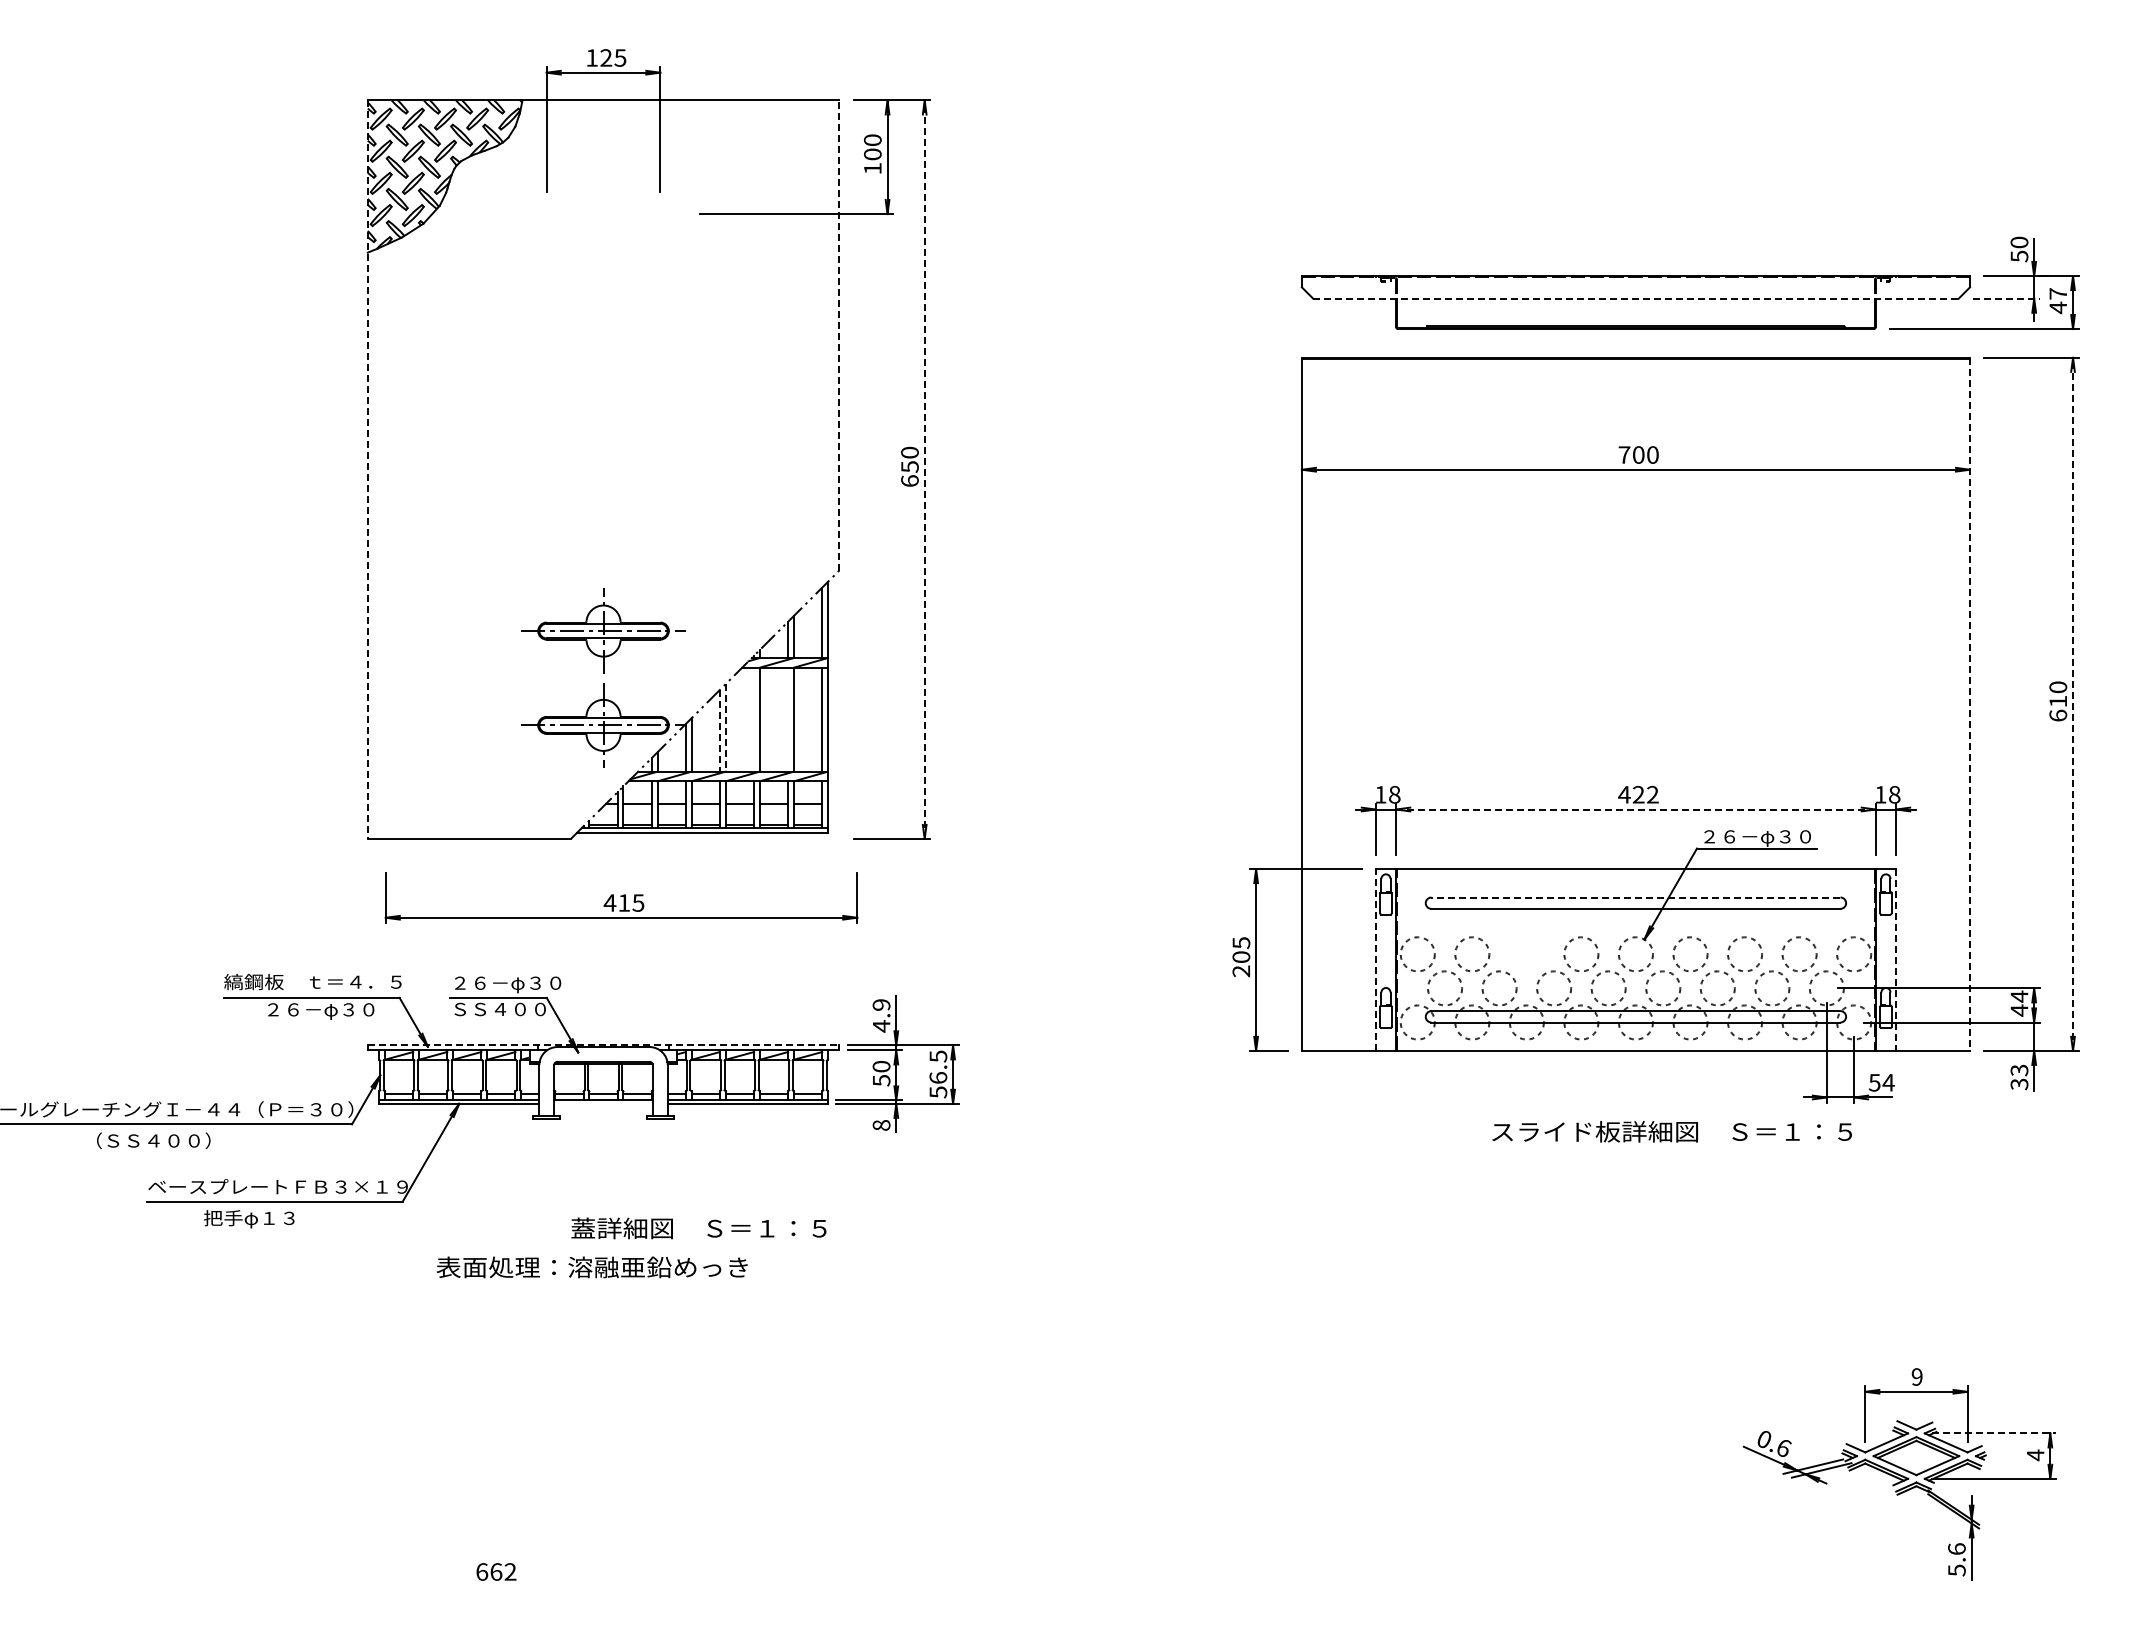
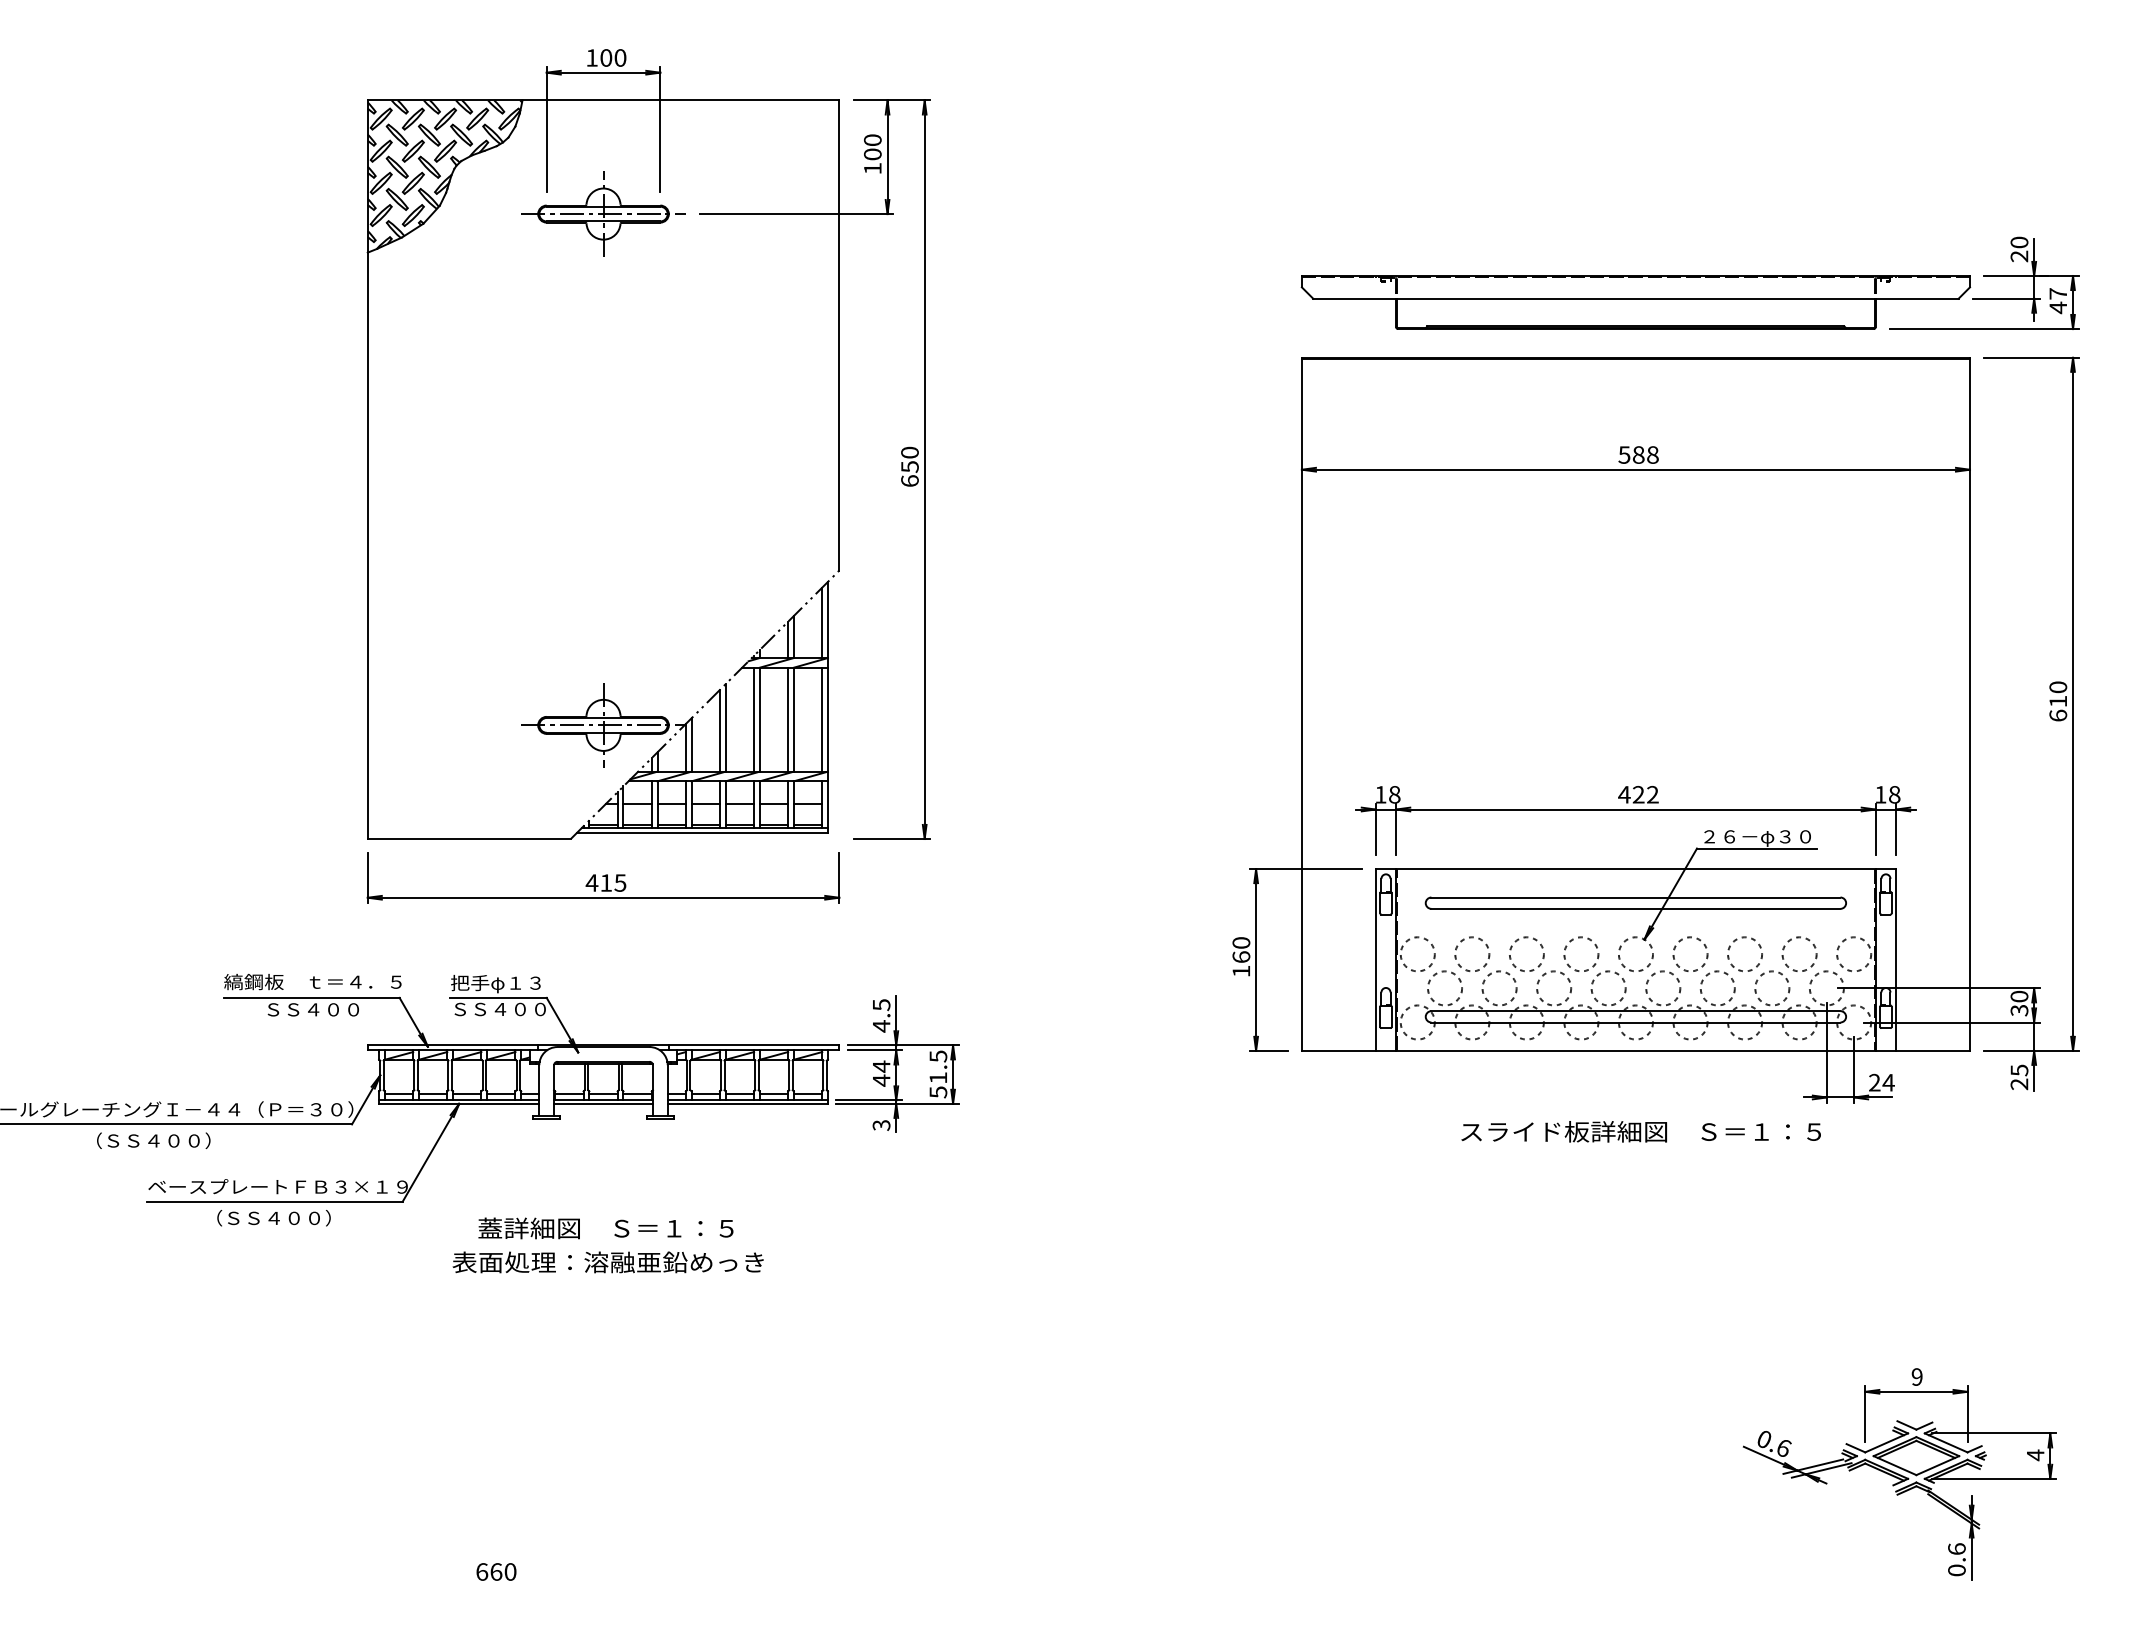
text: 125 -> 100 (613, 57)
text: 50 -> 20 (2019, 256)
line: dashed -> solid (1635, 298)
line: dashed -> solid (2006, 298)
line: dashed -> solid (839, 335)
text: 700 -> 588 (1638, 454)
line: dashed -> solid (924, 469)
line: dashed -> solid (367, 470)
part position: (603, 630) -> (603, 213) (603, 213)
line: dashed -> solid (1969, 704)
line: dashed -> solid (2073, 704)
line: none -> present (754, 719)
line: none -> present (788, 719)
line: dashed -> solid (725, 727)
line: dashed -> solid (719, 730)
line: dashed -> solid (1635, 809)
part position: (621, 897) -> (603, 877) (603, 877)
line: dashed -> solid (1635, 897)
circle: none -> present (1526, 953)
text: 205 -> 160 (1241, 957)
line: dashed -> solid (1375, 960)
line: dashed -> solid (1896, 960)
text: ２６－φ３０ -> 把手φ１３ (506, 983)
text: 44 -> 30 (2019, 1003)
text: 4.9 -> 4.5 (881, 1005)
text: ２６－φ３０ -> ＳＳ４００ (320, 1011)
line: dashed -> solid (603, 1045)
text: 50 -> 44 (881, 1073)
text: 56.5 -> 51.5 (938, 1077)
text: 33 -> 25 (2019, 1077)
text: 54 -> 24 (1874, 1082)
line: none -> present (603, 1103)
text: 8 -> 3 (881, 1125)
text position: (1671, 1131) -> (1640, 1131) (1640, 1131)
text: 把手φ１３ -> （ＳＳ４００） (267, 1218)
text position: (698, 1228) -> (605, 1228) (605, 1228)
text position: (591, 1267) -> (607, 1262) (607, 1262)
line: dashed -> solid (1994, 1433)
text: 5.6 -> 0.6 (1956, 1570)
text: 662 -> 660 (510, 1571)
